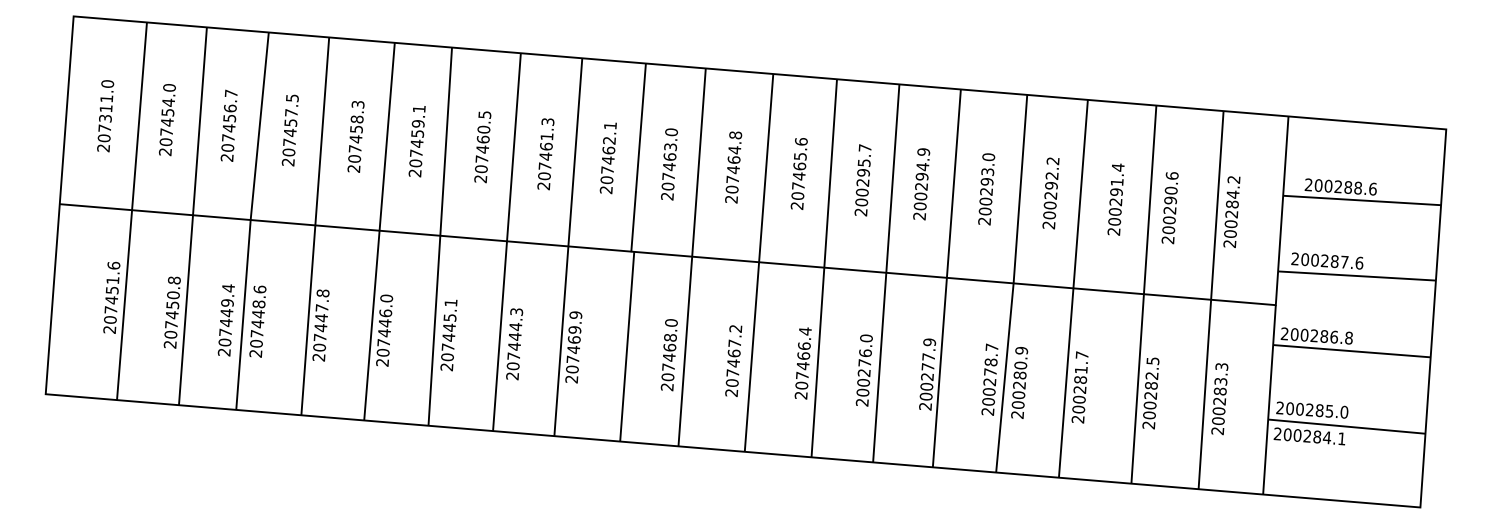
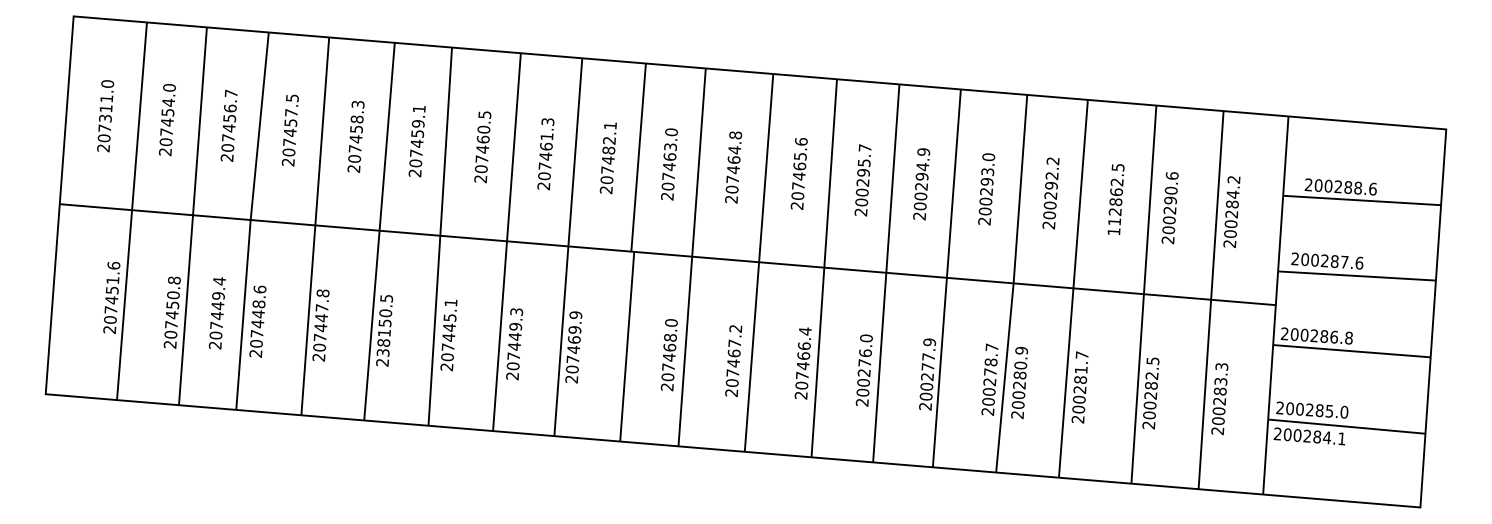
text: 207462.1 -> 207482.1 (608, 150)
text: 200291.4 -> 112862.5 (1115, 199)
text position: (225, 320) -> (216, 313) (216, 313)
text: 207446.0 -> 238150.5 (384, 325)
text: 207444.3 -> 207449.3 (515, 326)
